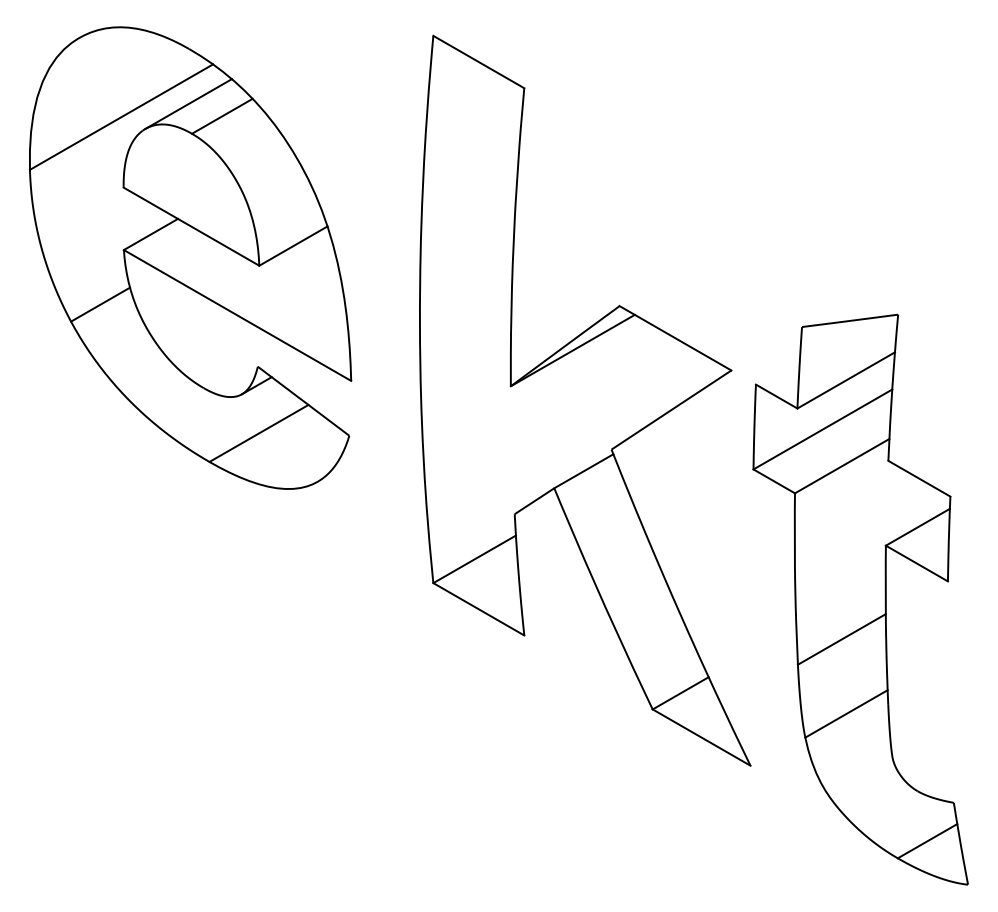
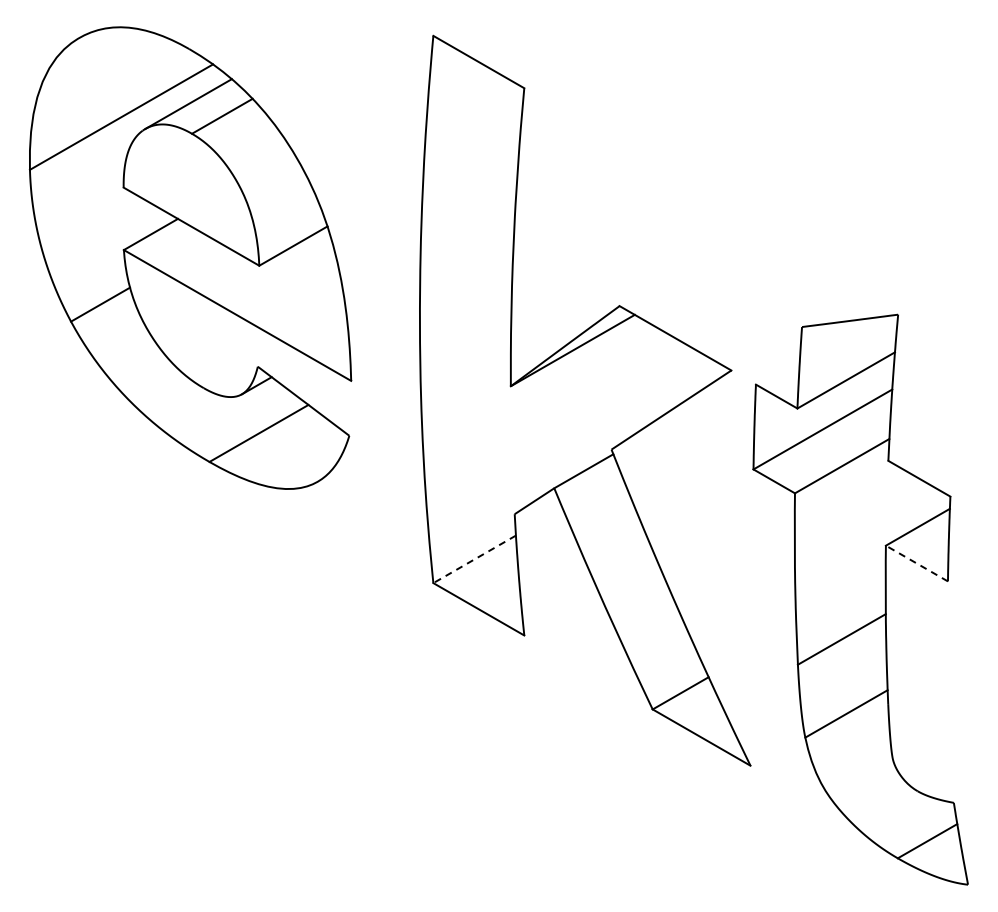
line: solid -> dashed (474, 559)
line: solid -> dashed (916, 563)
